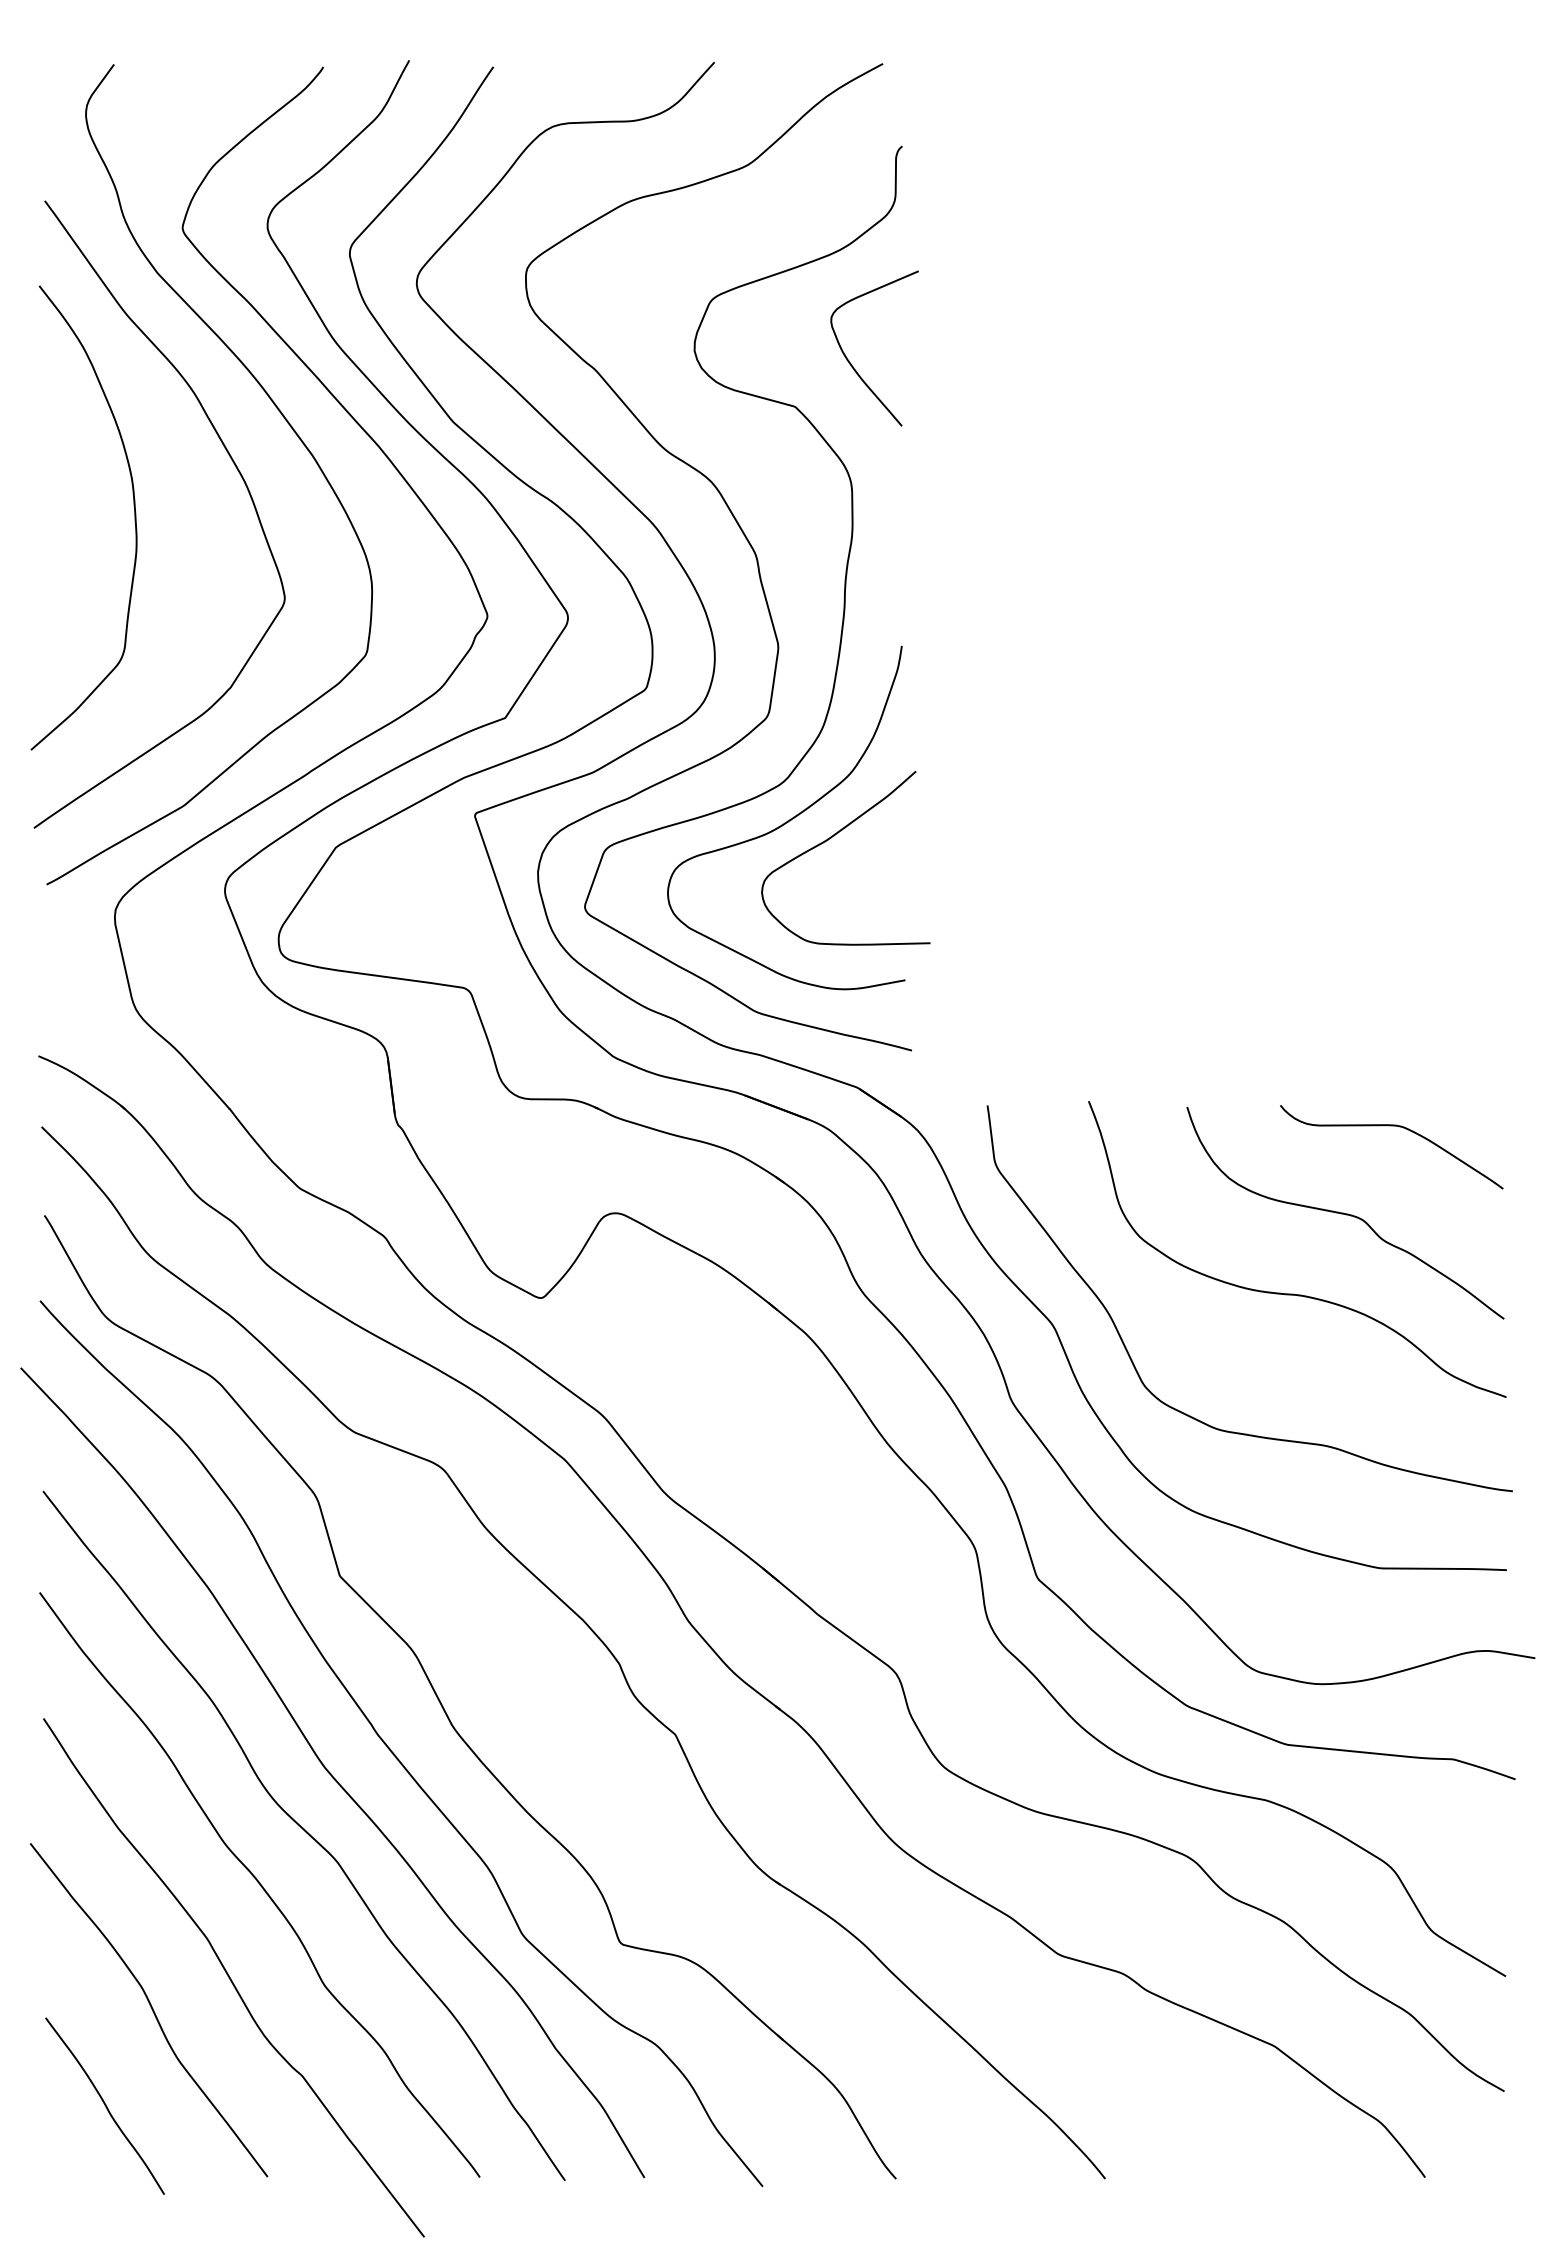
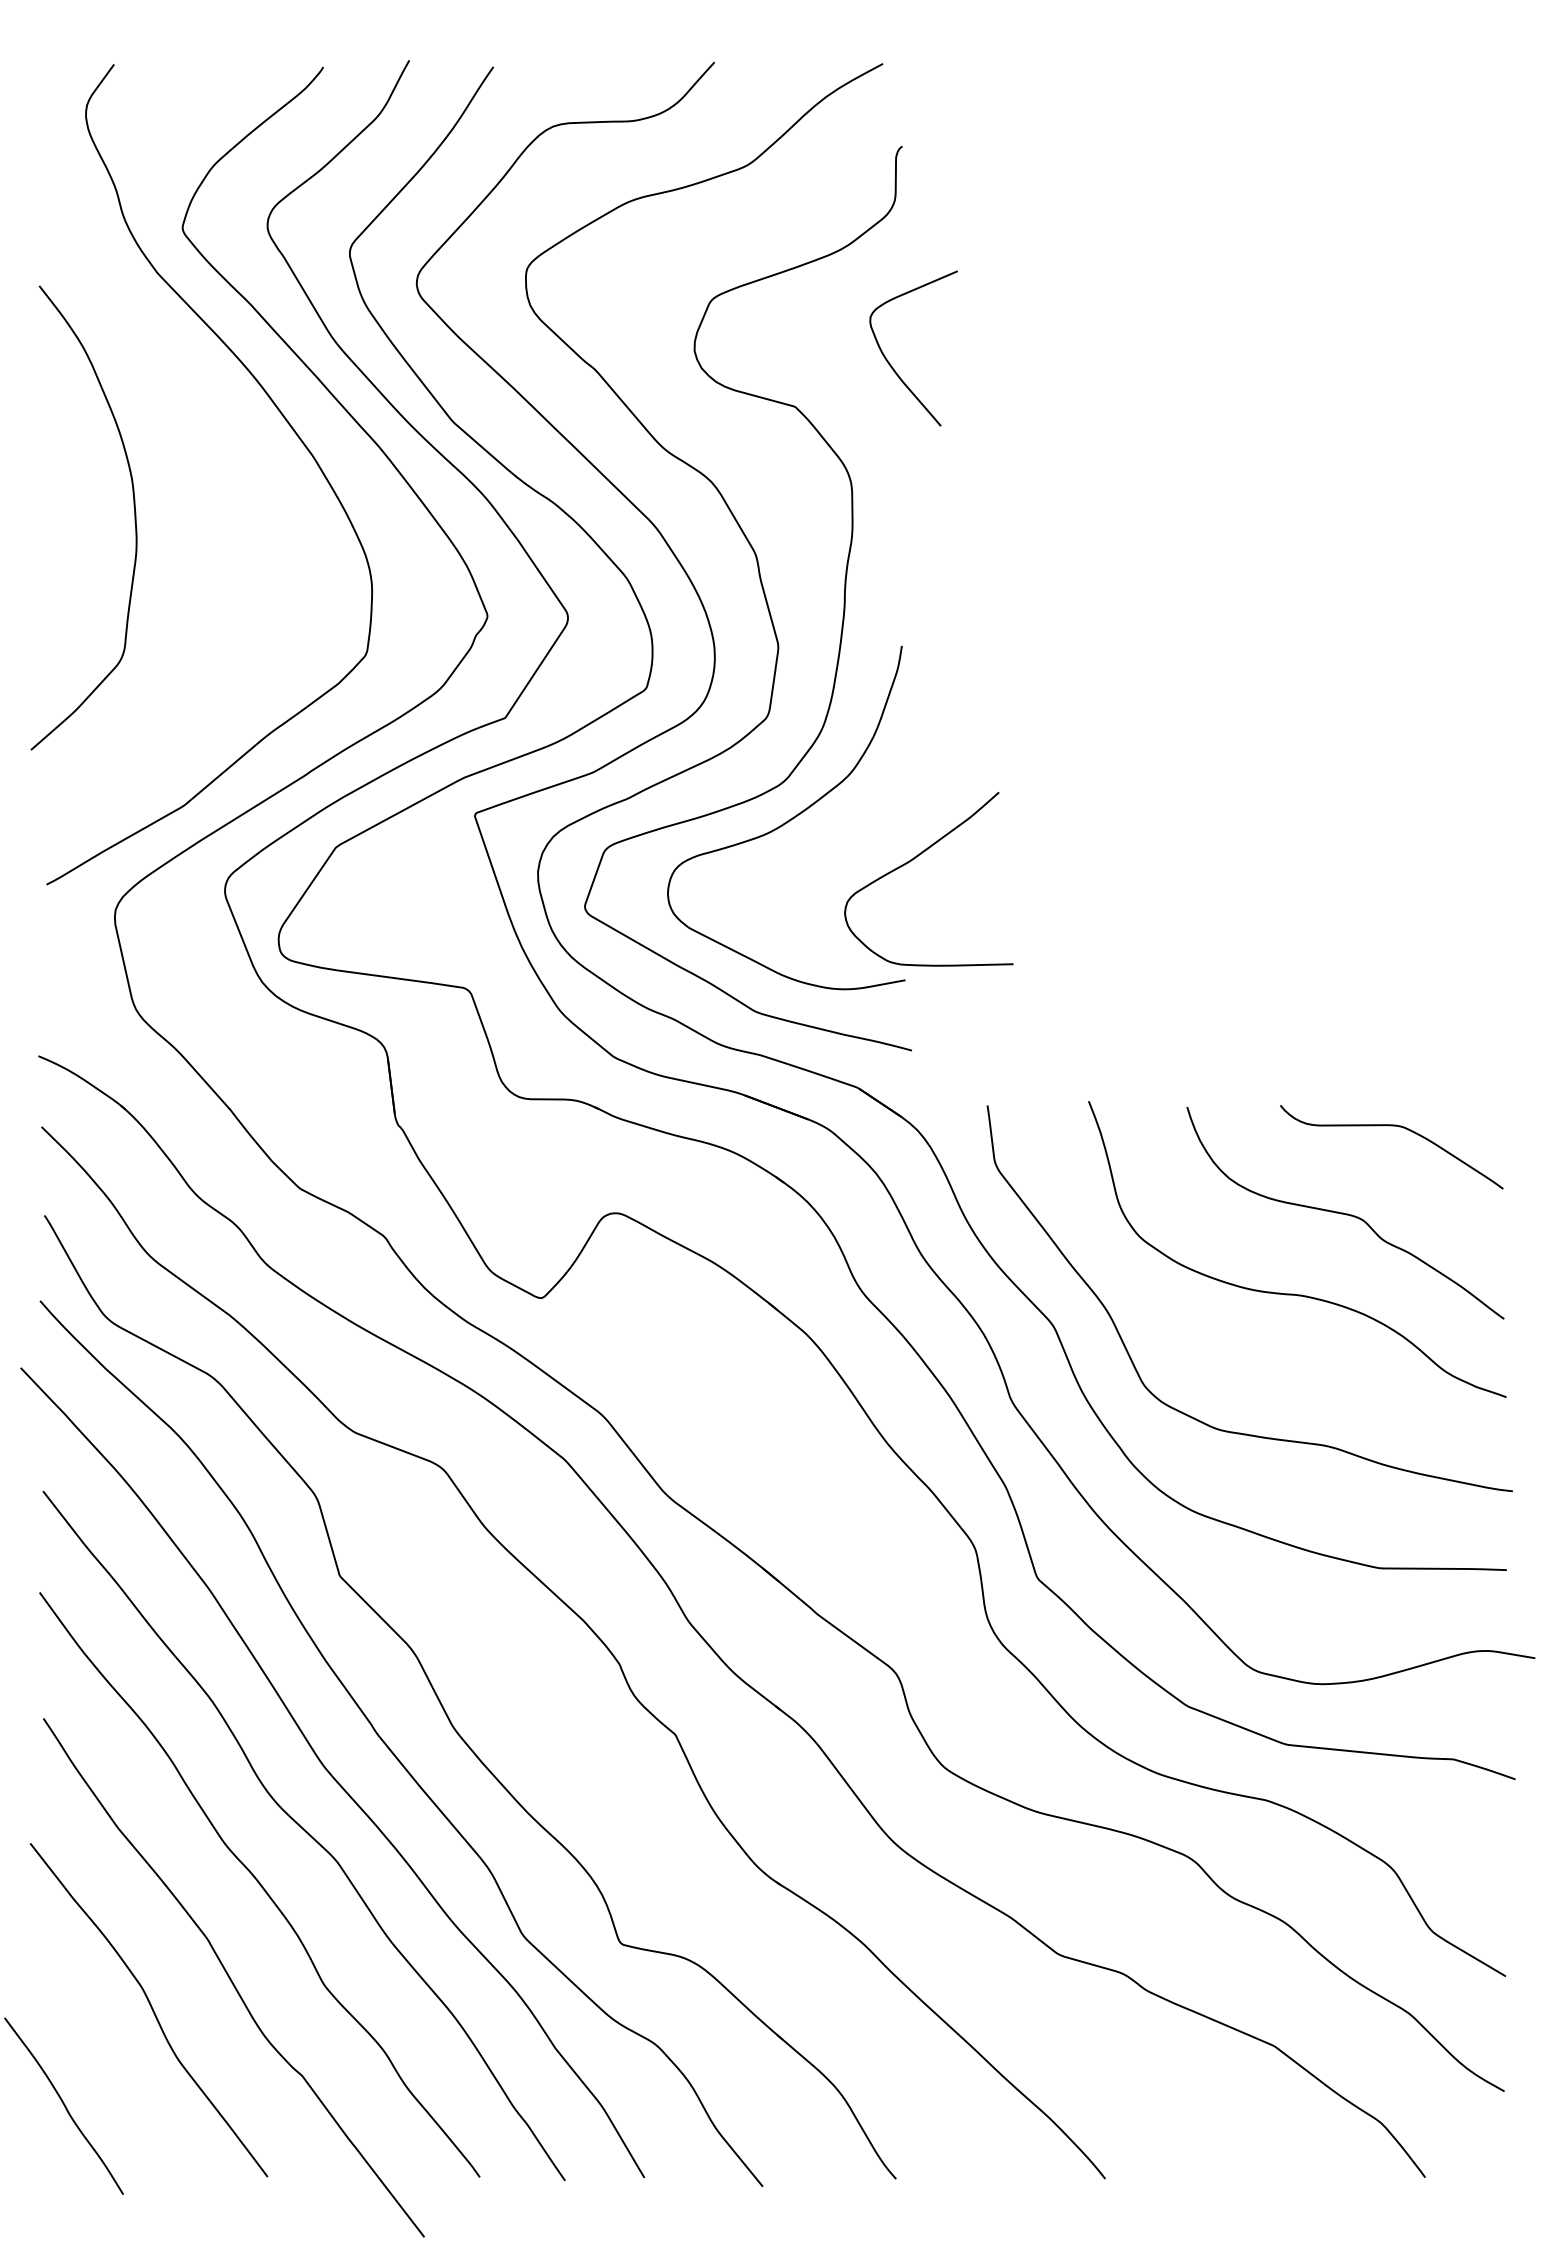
curve position: (851, 363) -> (890, 363) (890, 363)
curve: present -> none (235, 467)
curve position: (831, 838) -> (914, 859) (914, 859)
curve position: (104, 2105) -> (63, 2105) (63, 2105)
